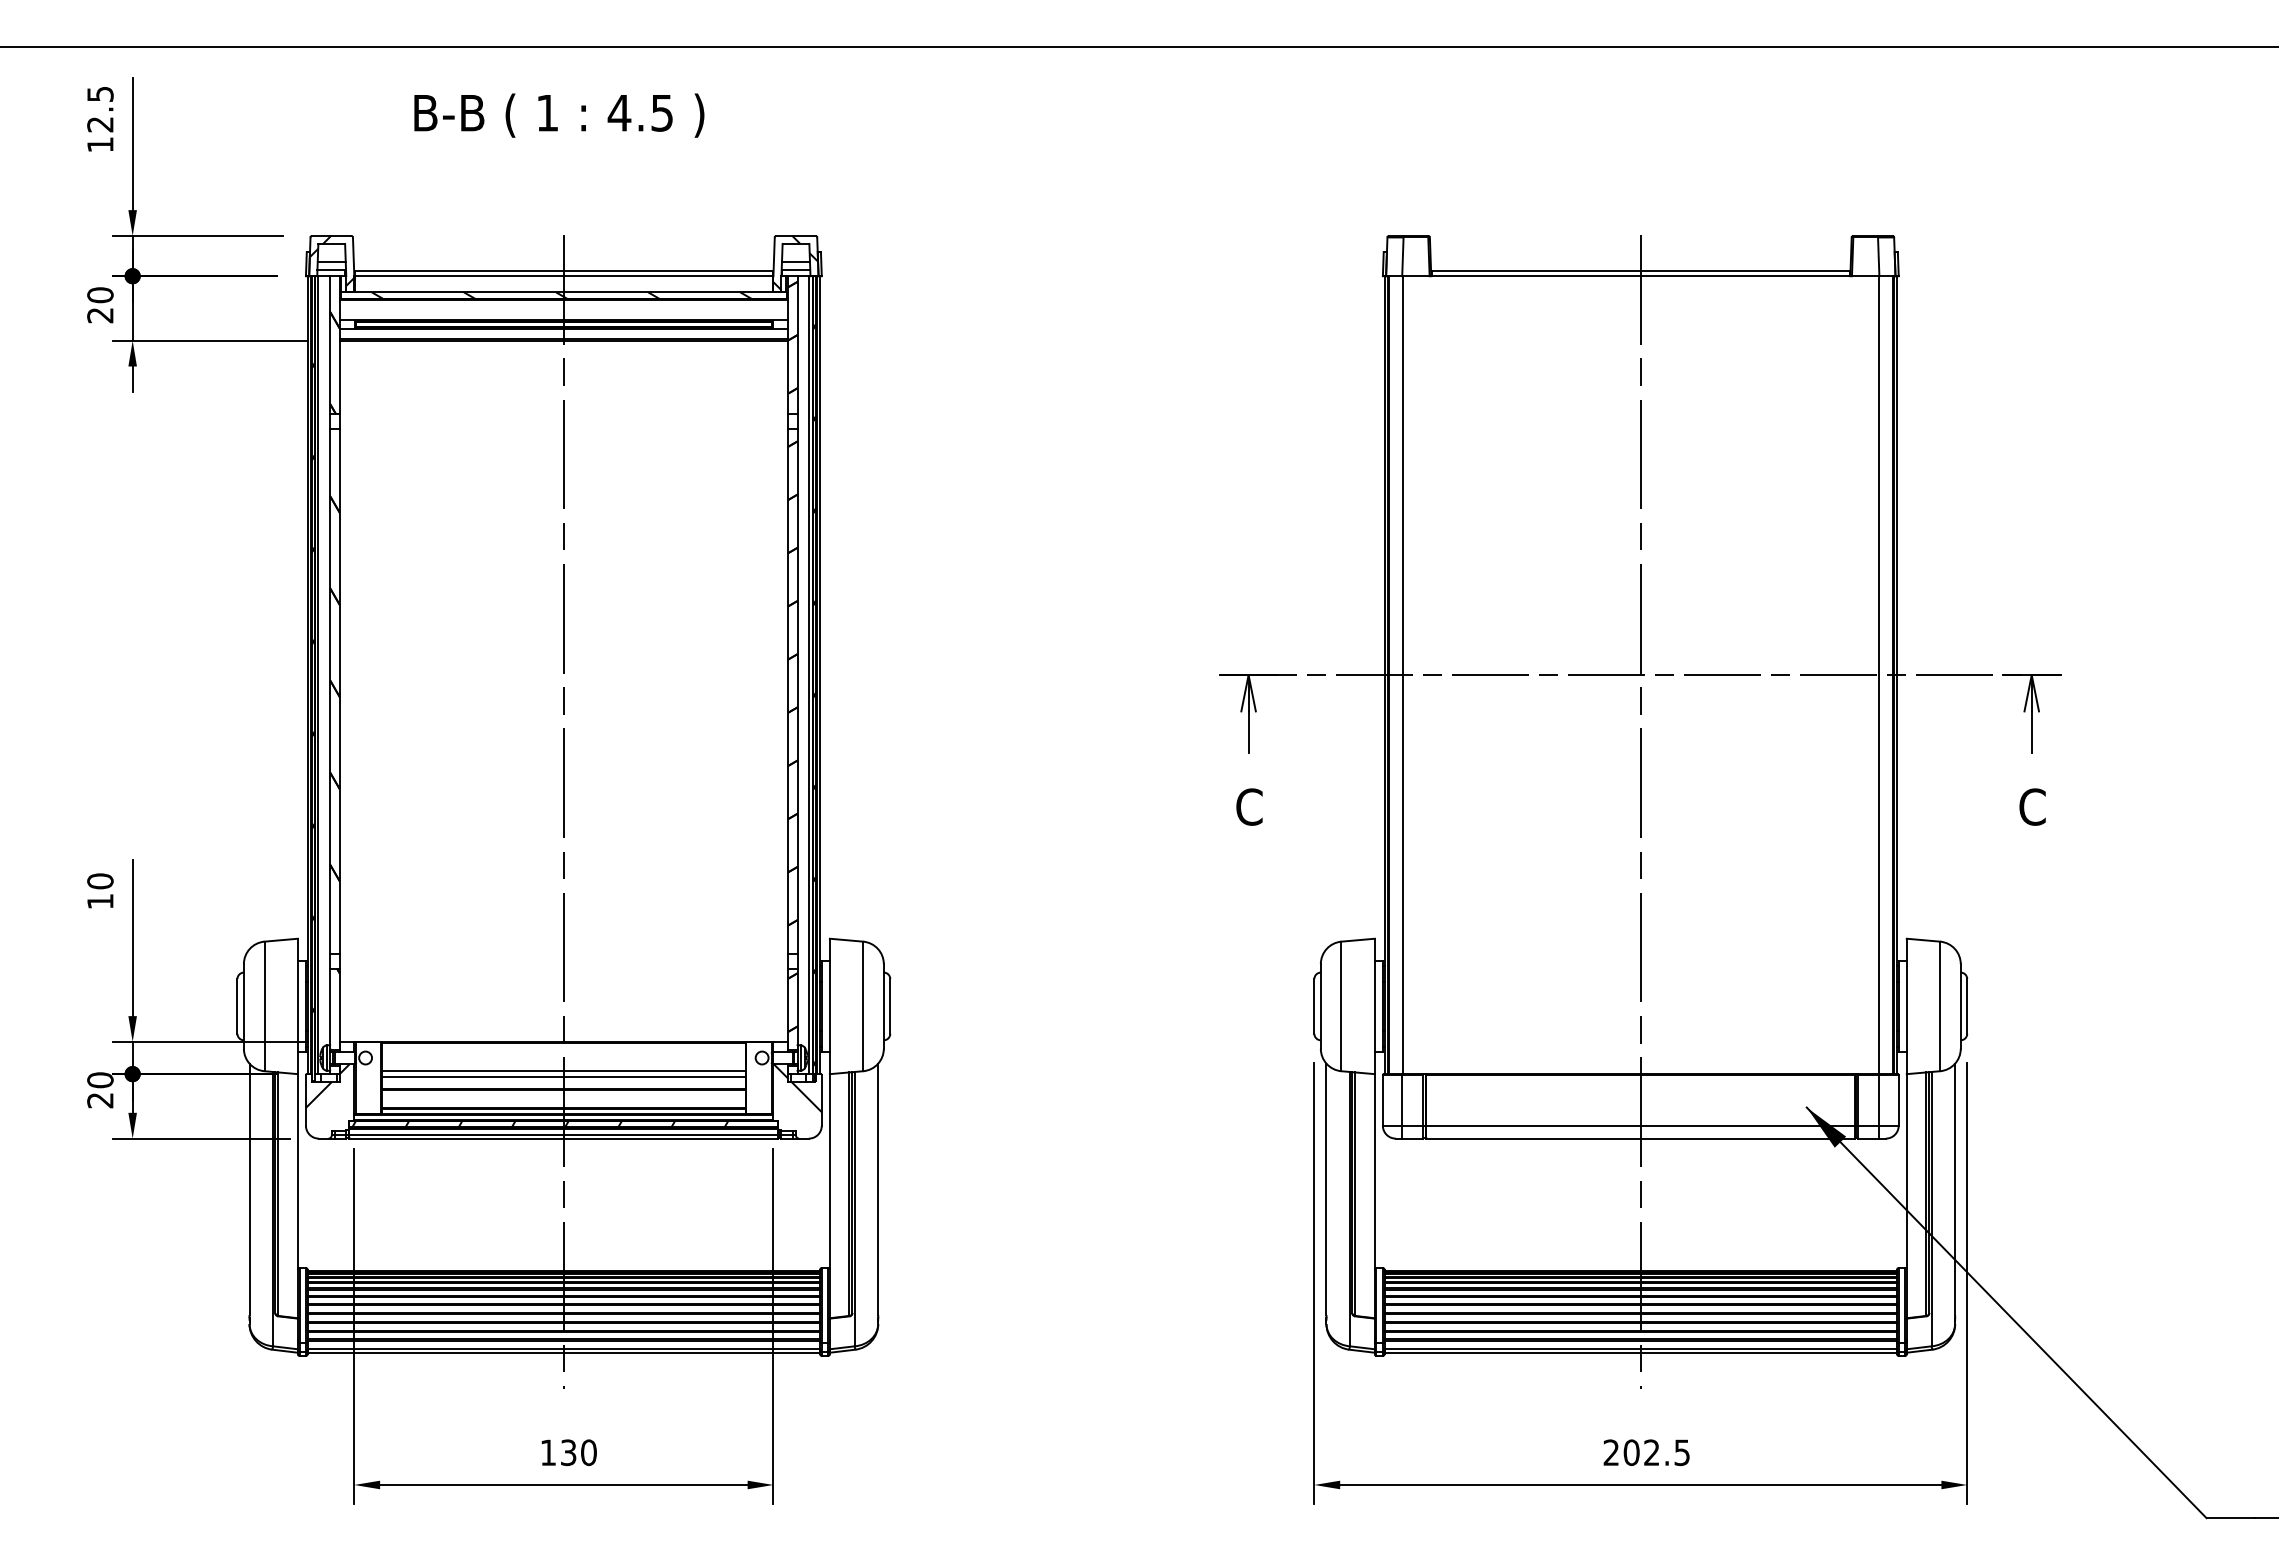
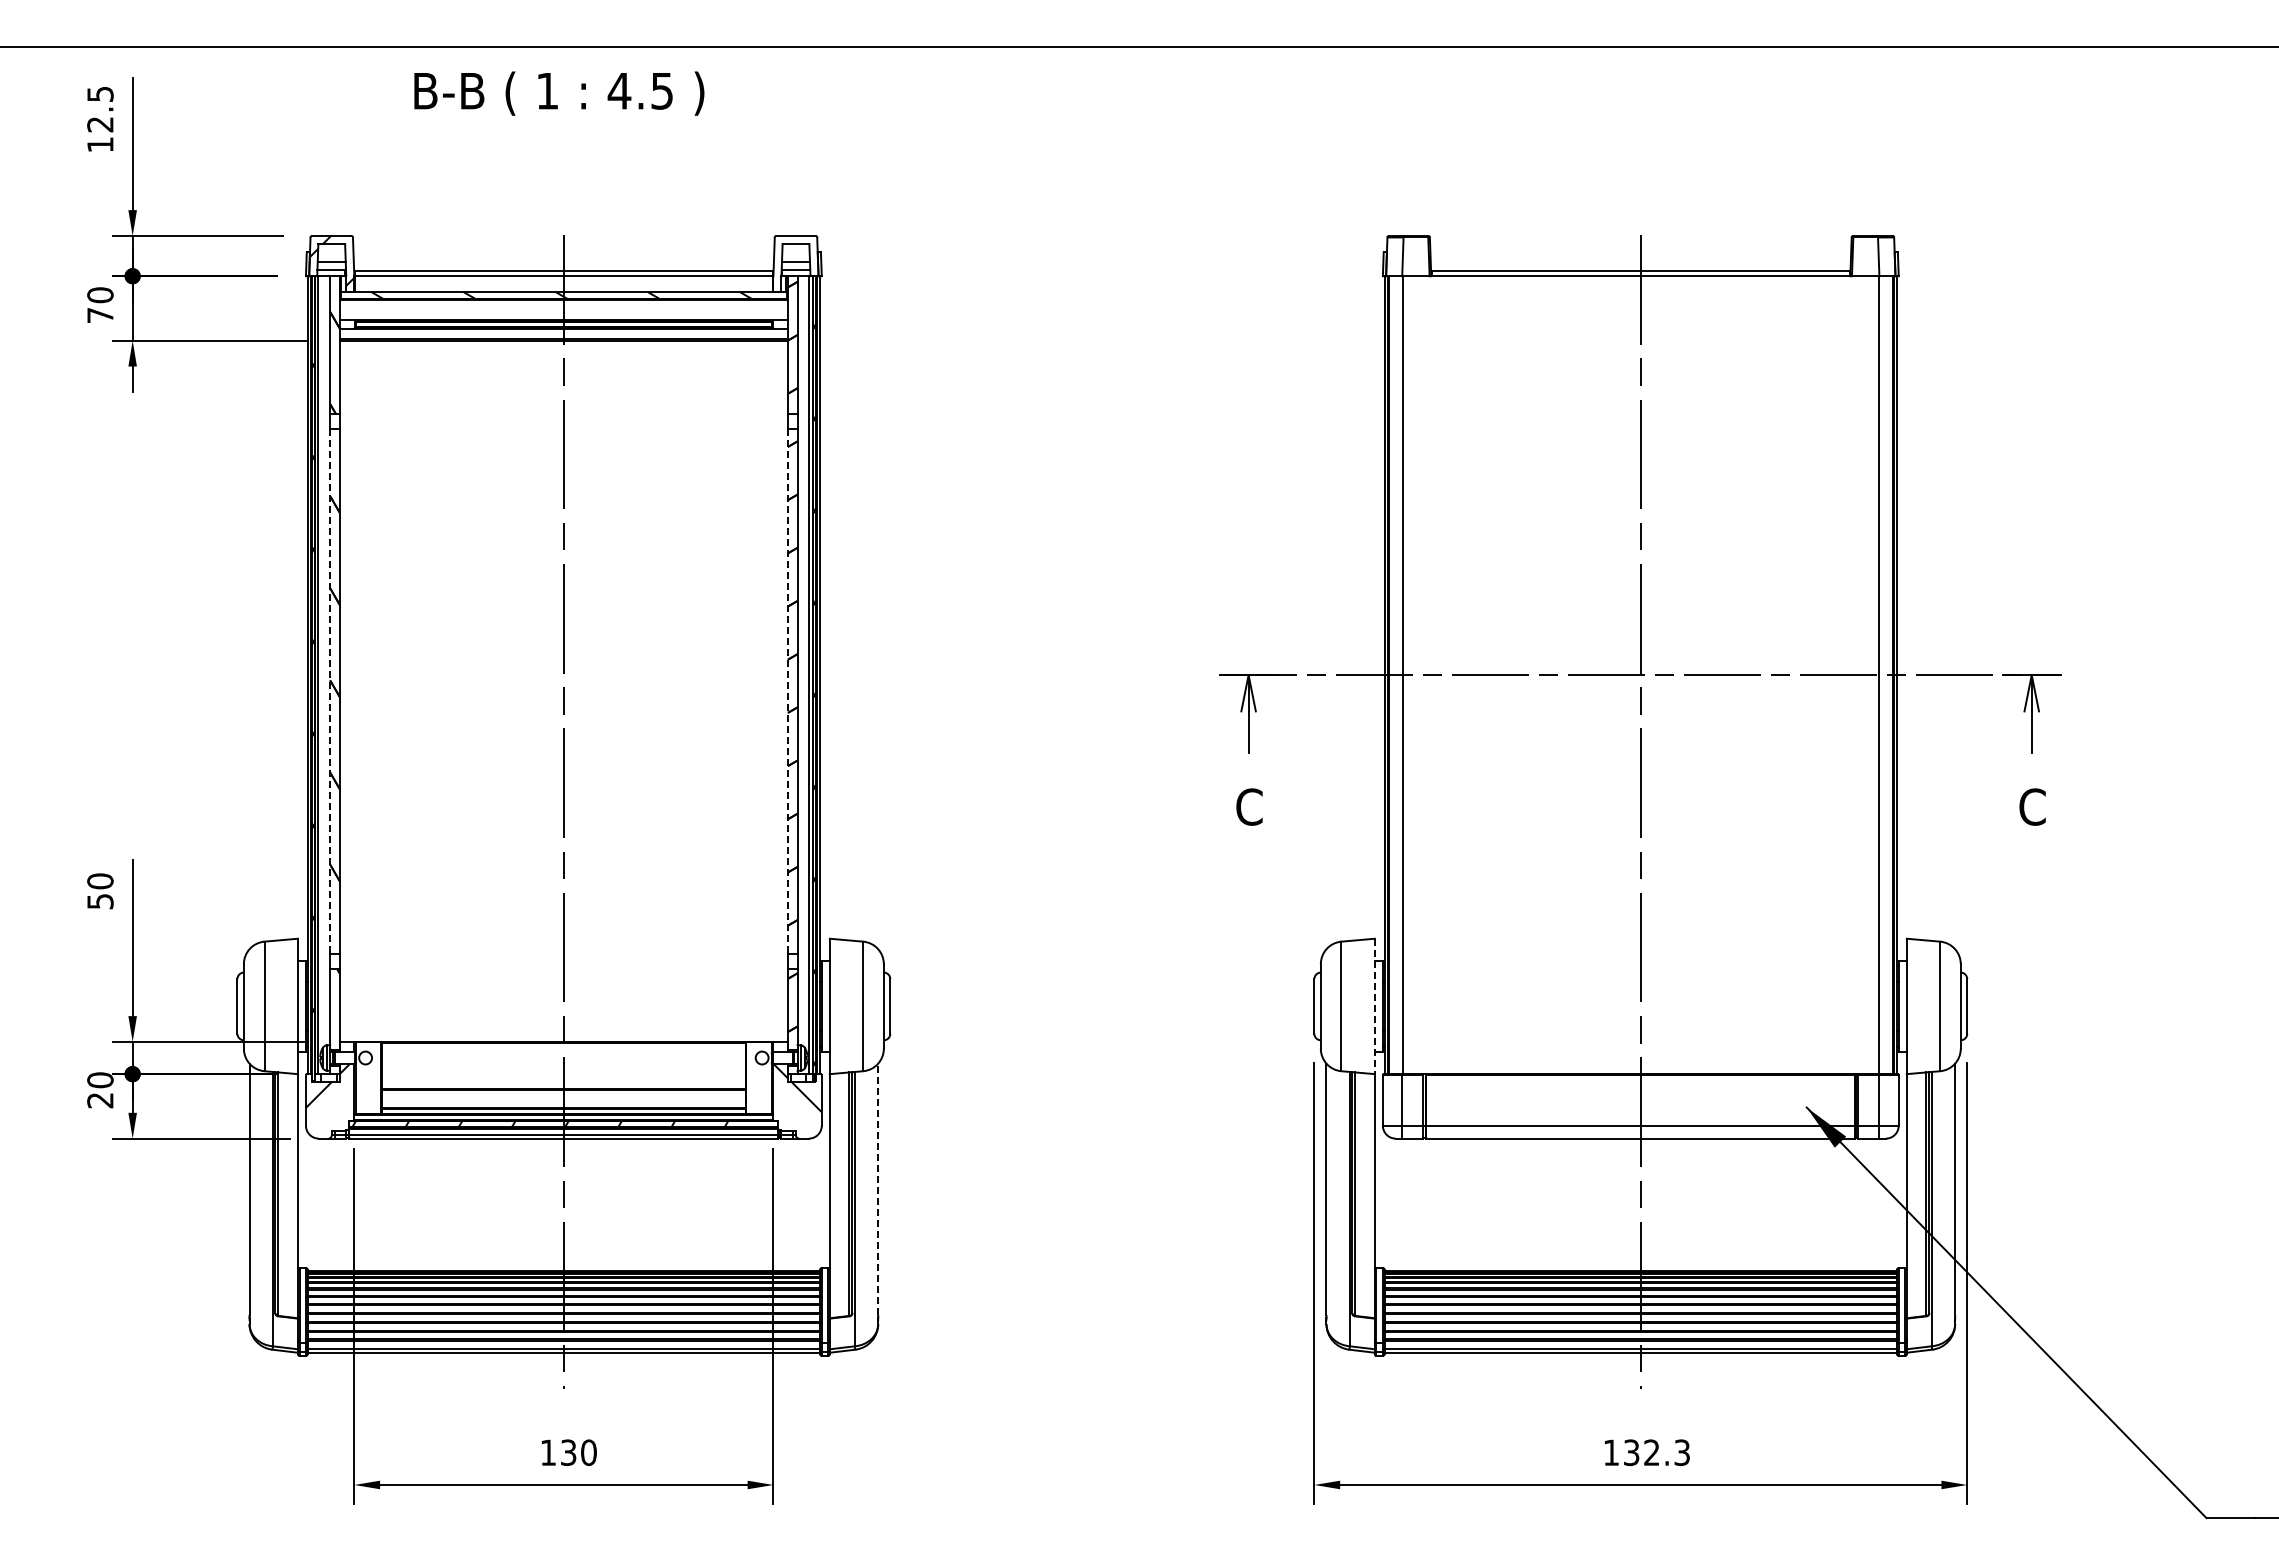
text position: (559, 115) -> (559, 93) (559, 93)
hatch: present -> none (795, 262)
text: 20 -> 70 (100, 315)
line: solid -> dashed (330, 691)
line: solid -> dashed (787, 691)
text: 10 -> 50 (100, 901)
line: solid -> dashed (1374, 1006)
line: present -> none (563, 1070)
line: present -> none (563, 1077)
line: solid -> dashed (878, 1189)
text: 202.5 -> 132.3 (1646, 1452)
